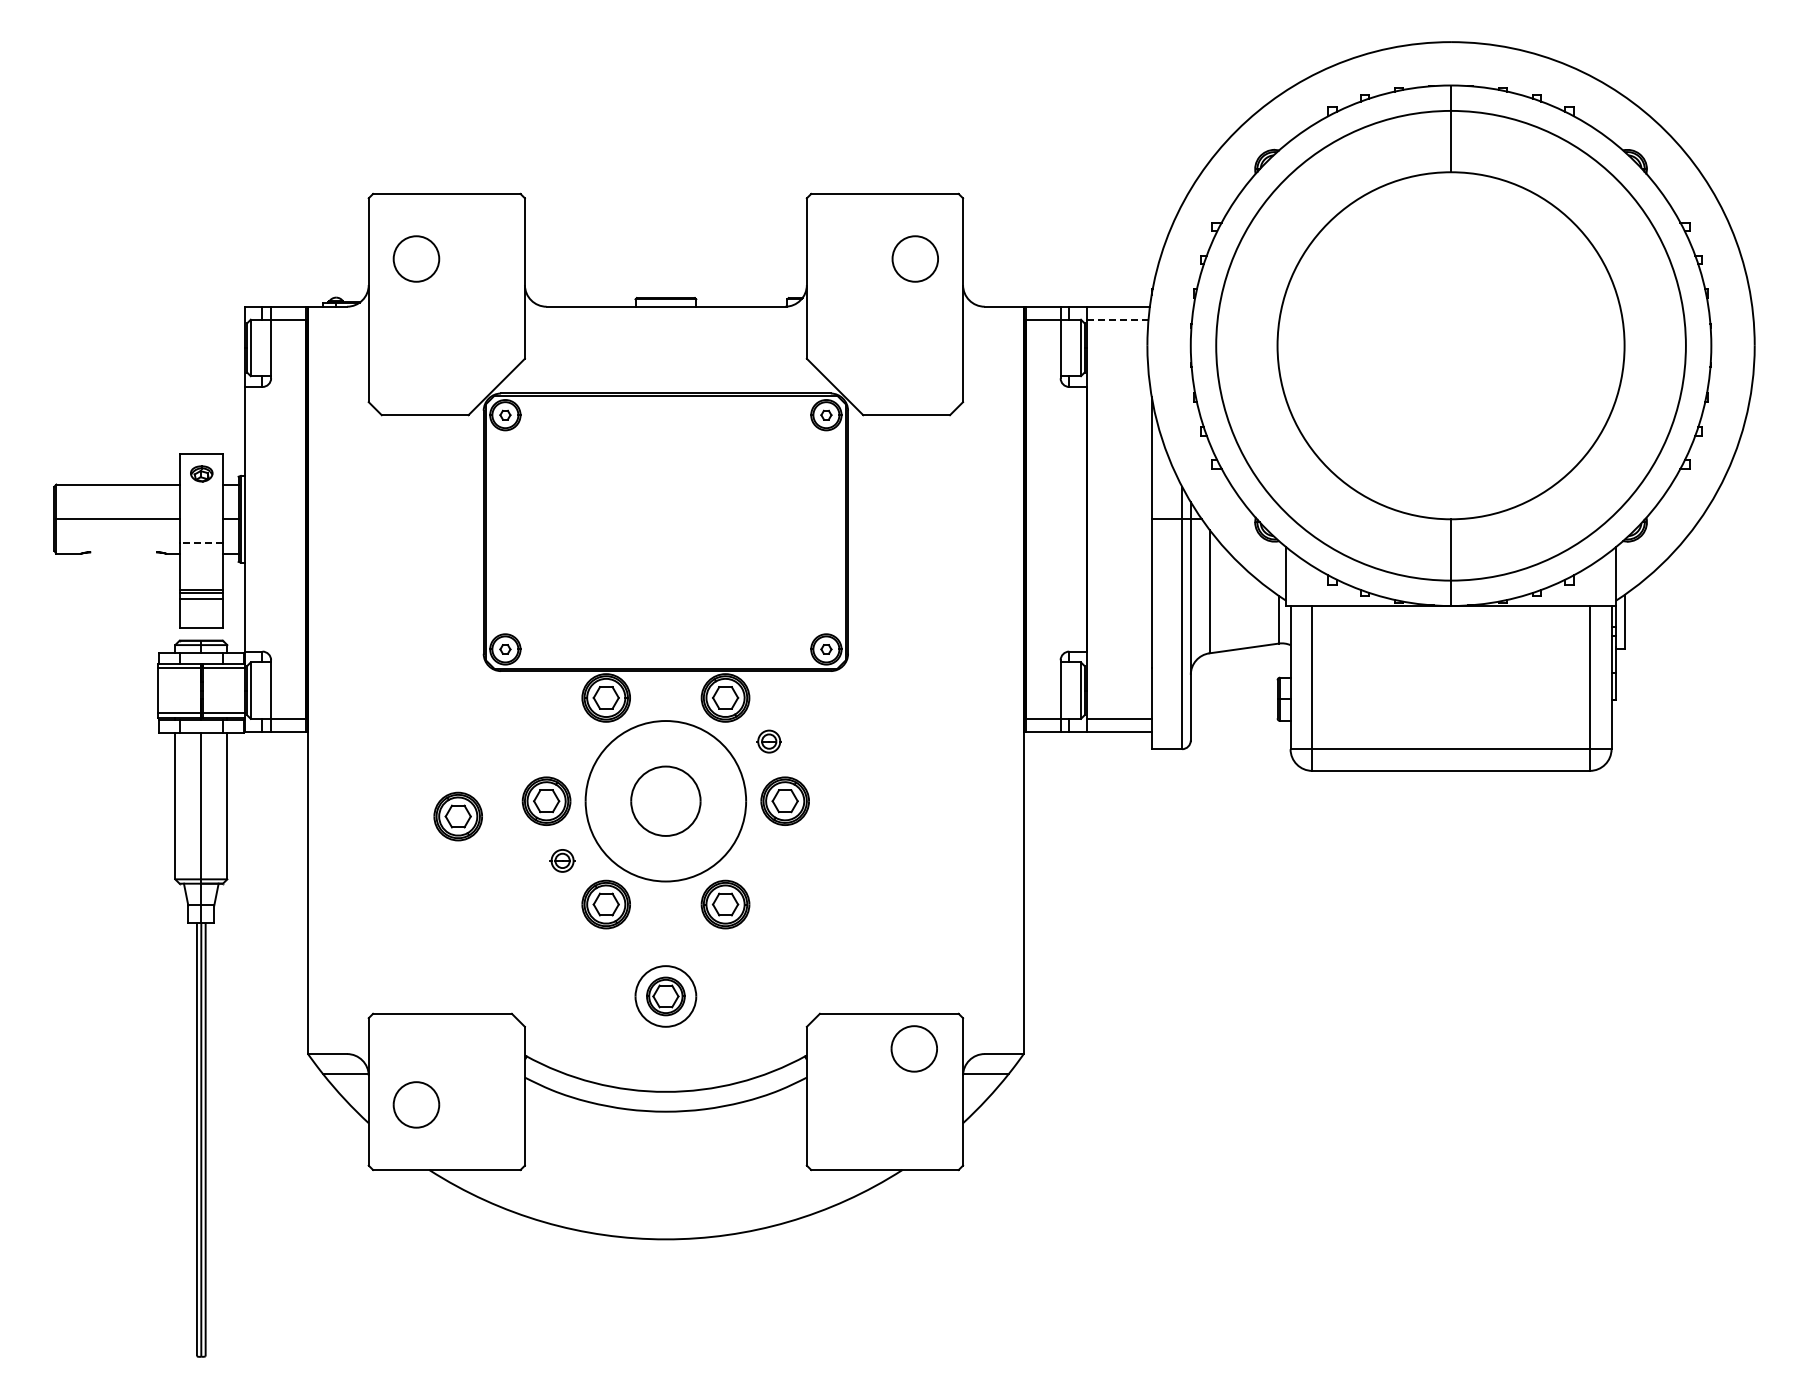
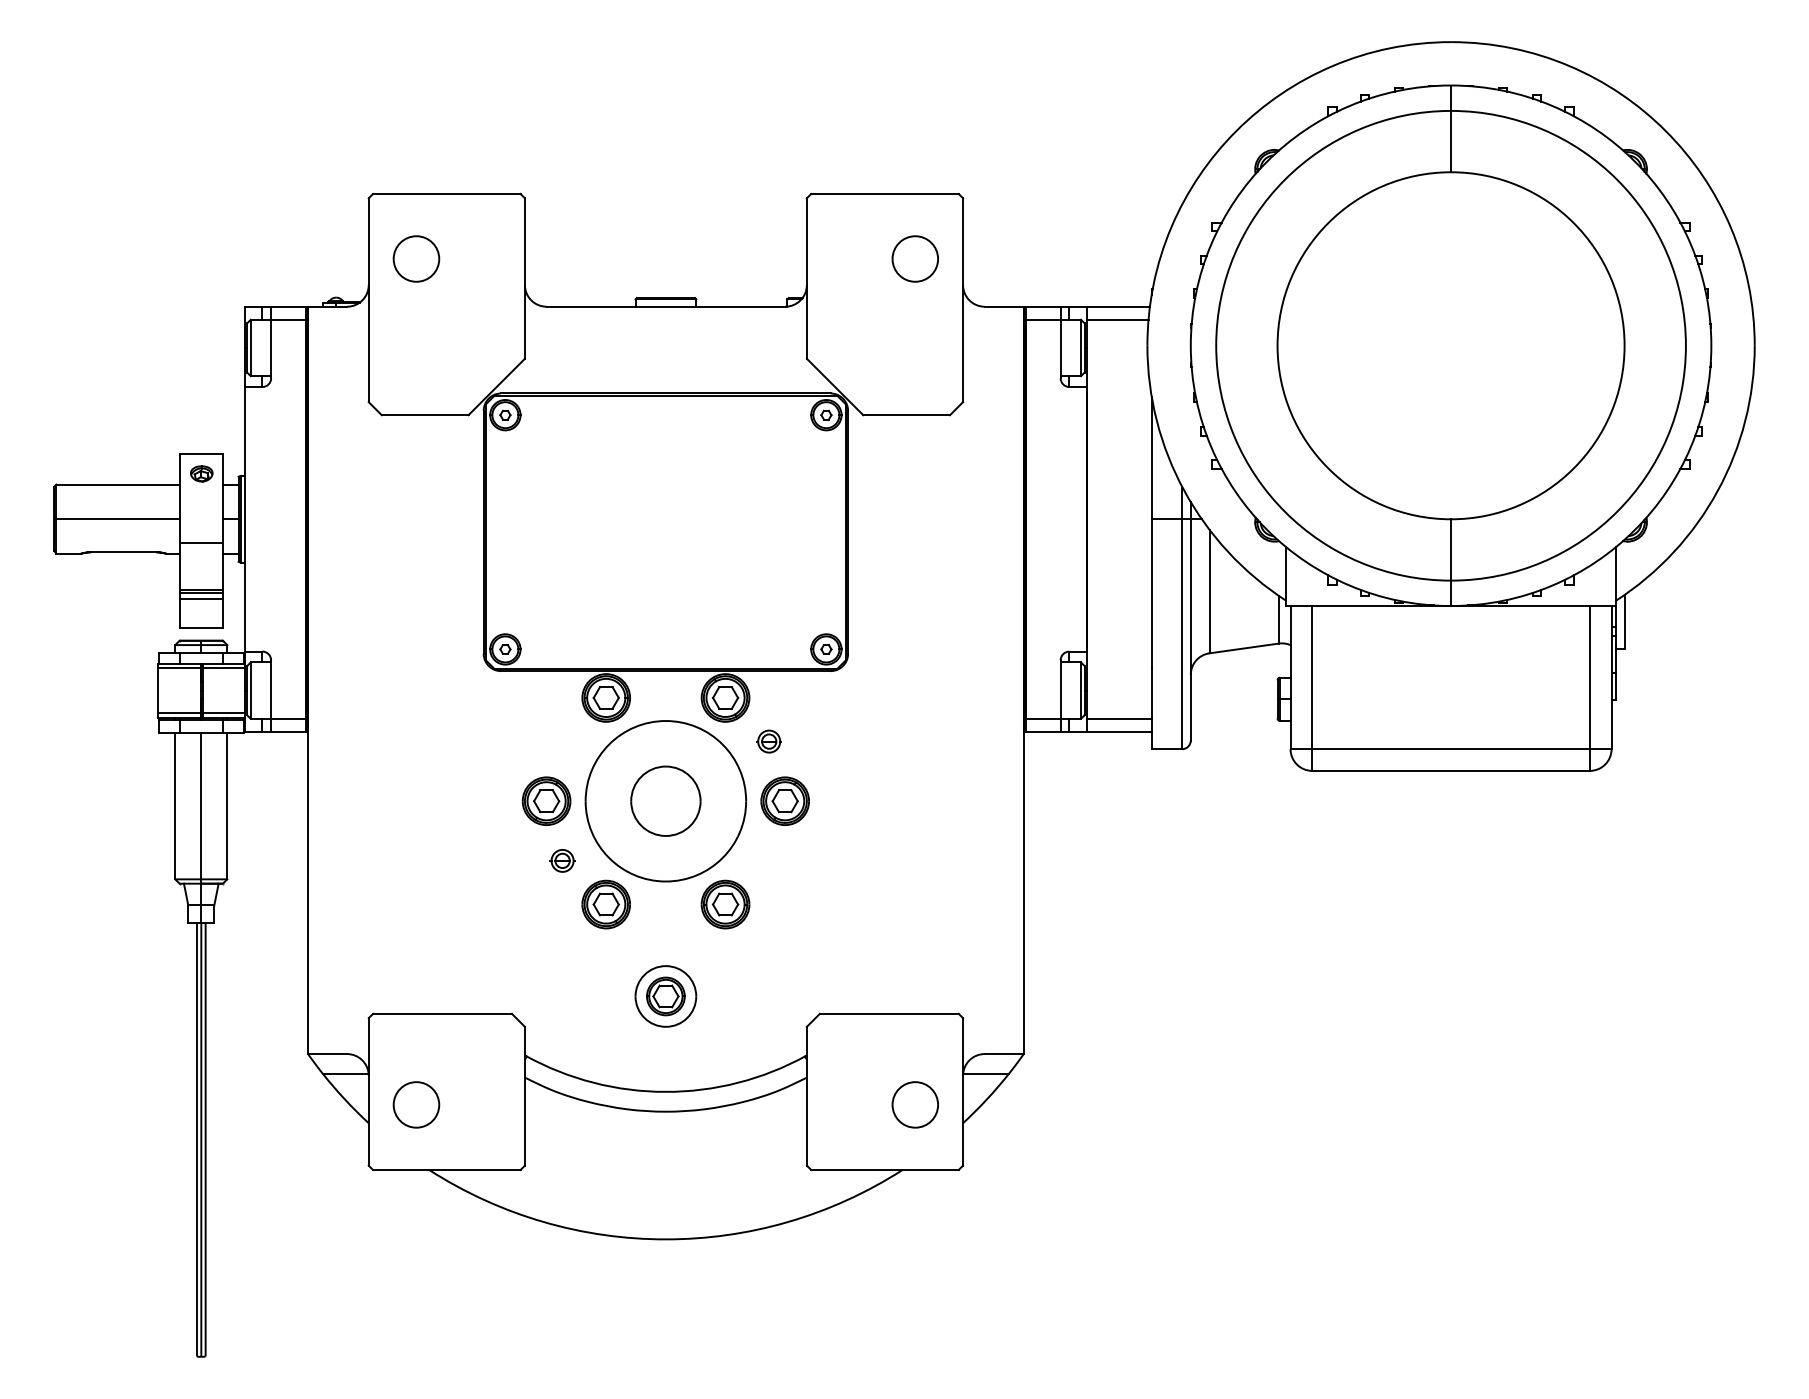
line: dashed -> solid (1117, 319)
line: dashed -> solid (201, 543)
line: none -> present (123, 552)
part: present -> none (457, 816)
part position: (913, 1048) -> (914, 1104) (914, 1104)
